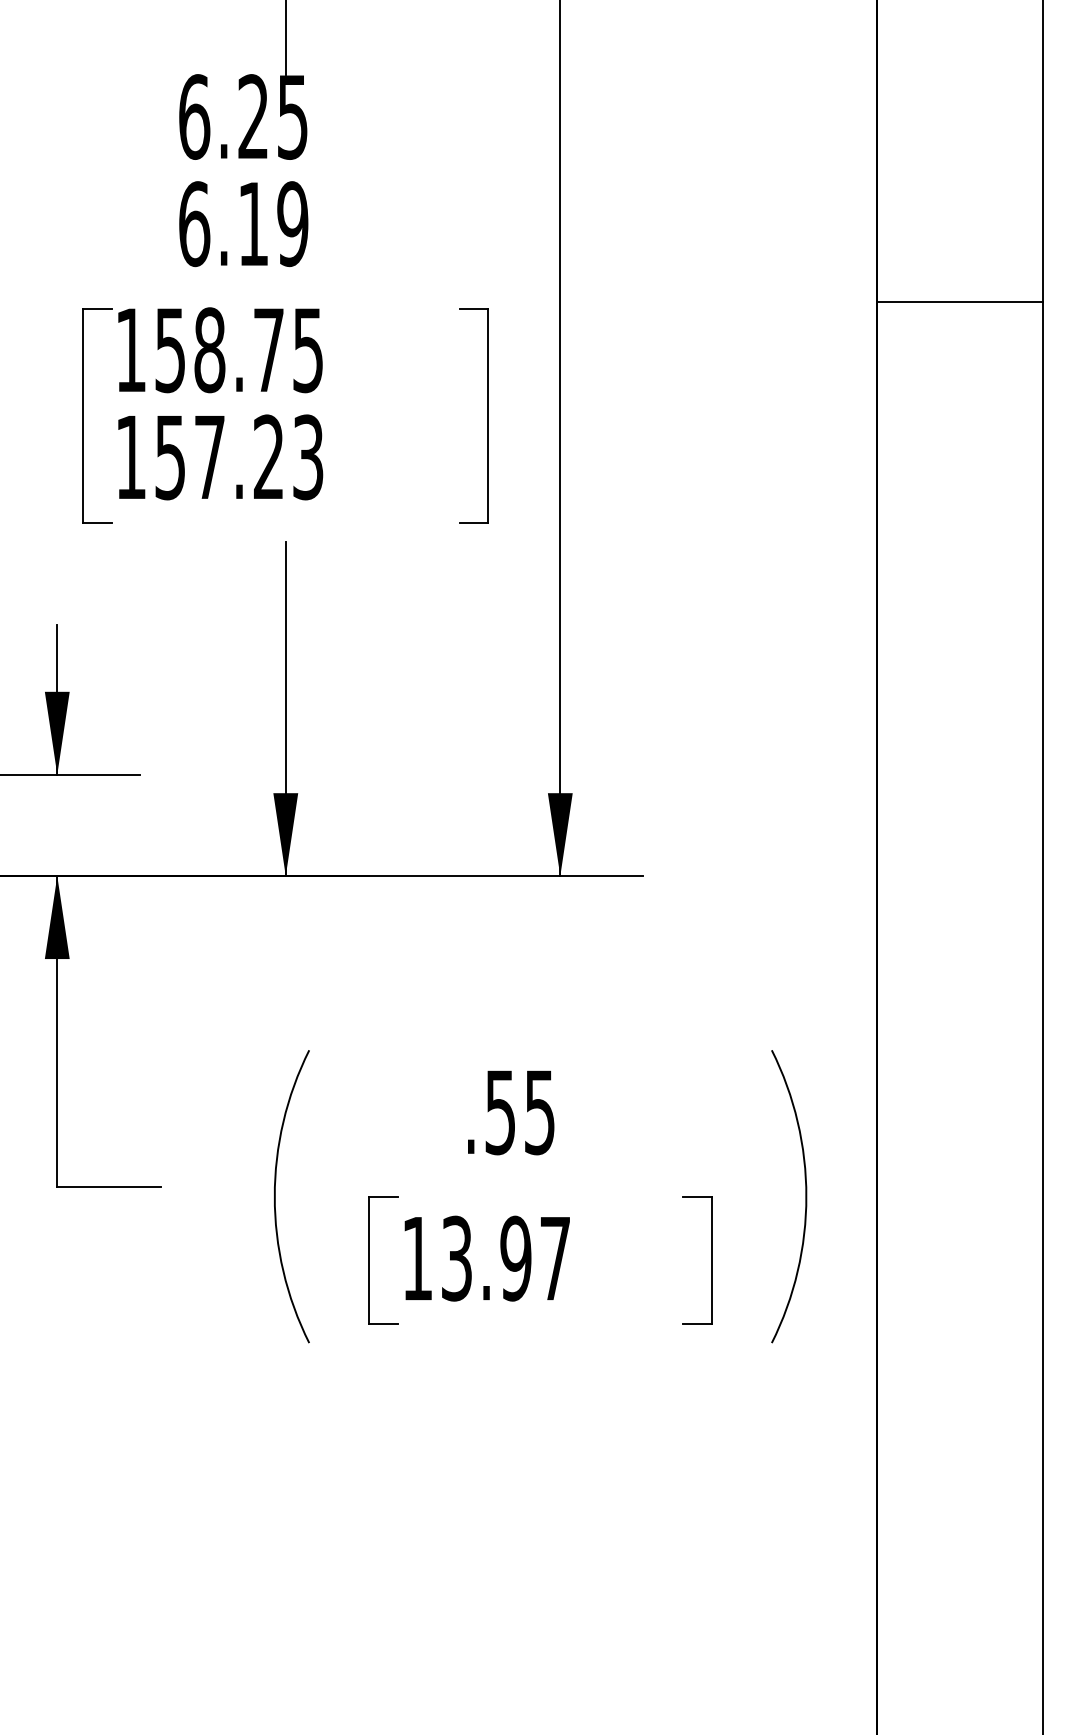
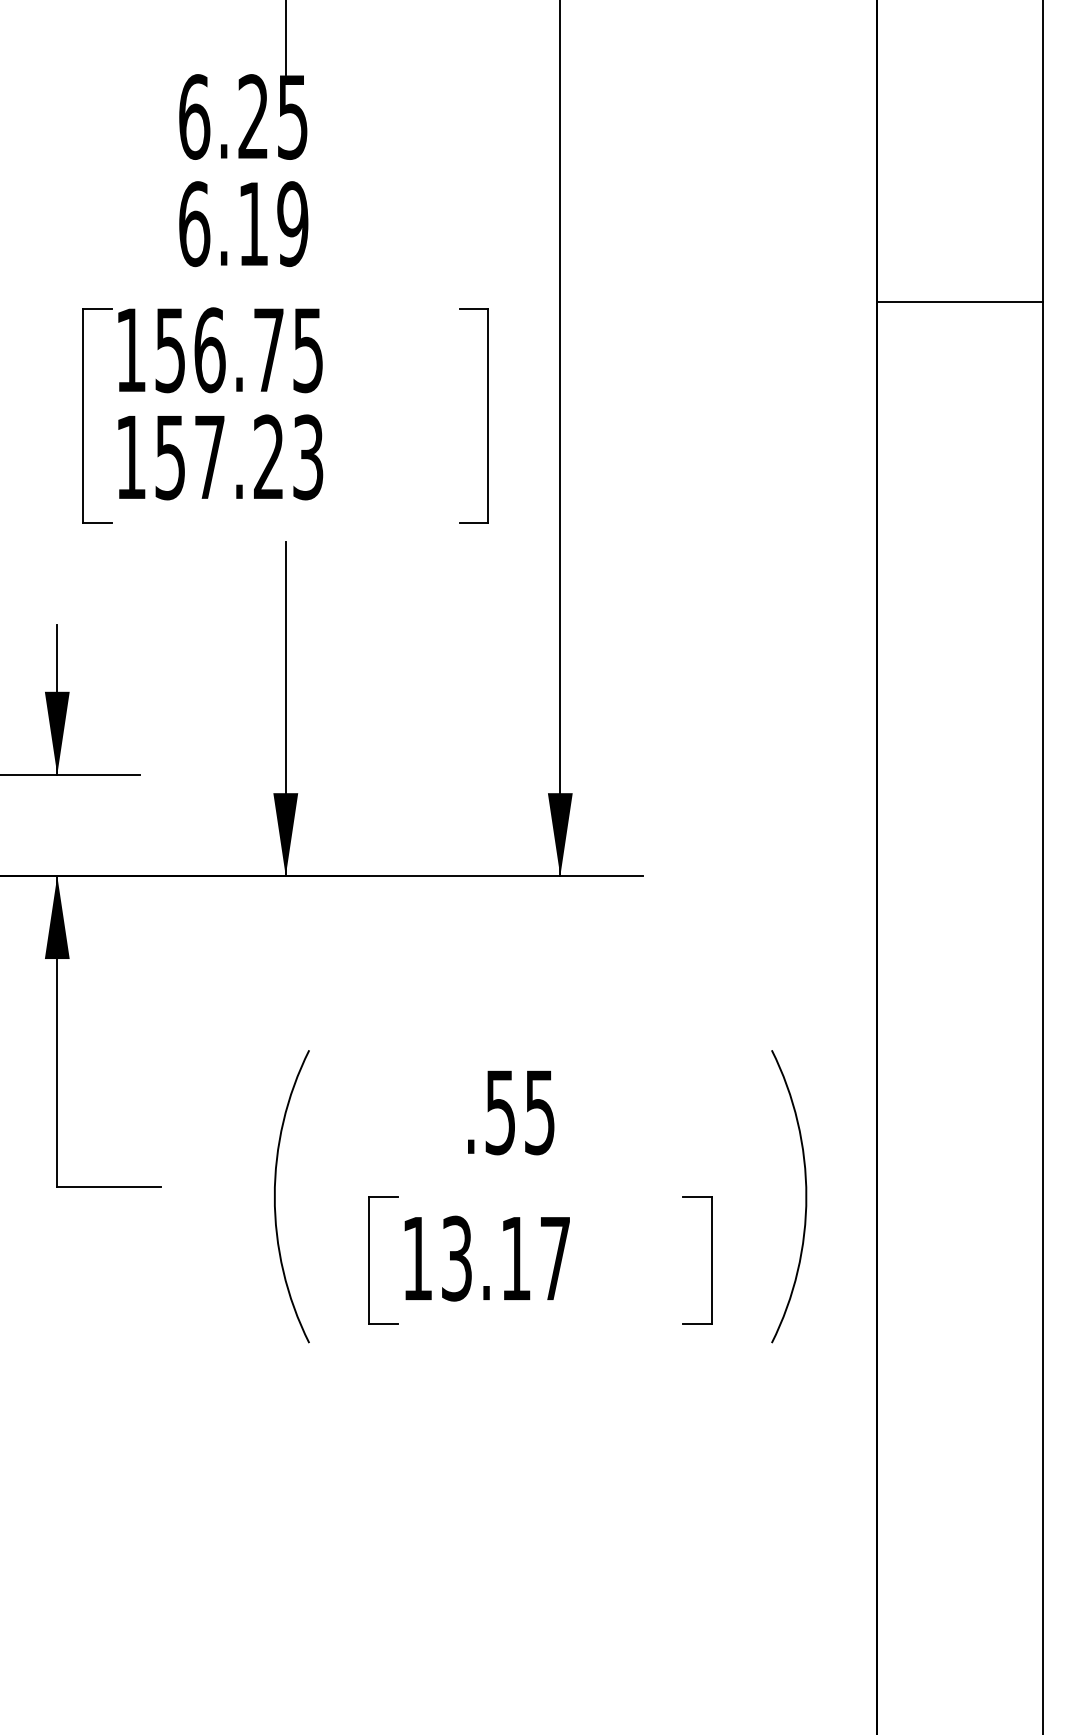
text: 158.75 -> 156.75 (209, 350)
text: 13.97 -> 13.17 (515, 1258)
